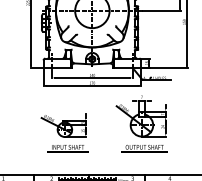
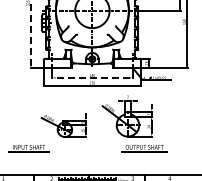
line: solid -> dashed (31, 32)
line: solid -> dashed (92, 77)
part position: (140, 116) -> (126, 116) (126, 116)
part position: (67, 148) -> (28, 148) (28, 148)
